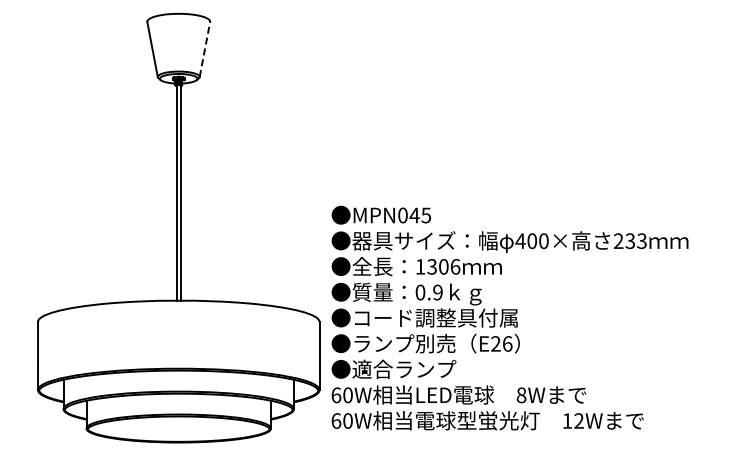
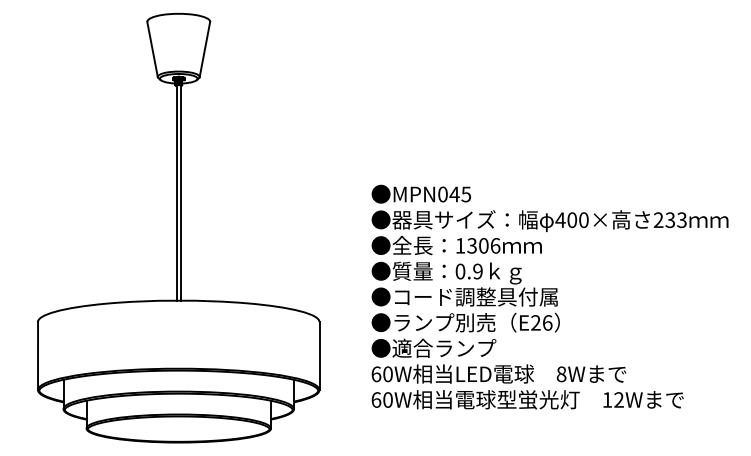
line: dashed -> solid (204, 49)
text position: (509, 317) -> (549, 296) (549, 296)
